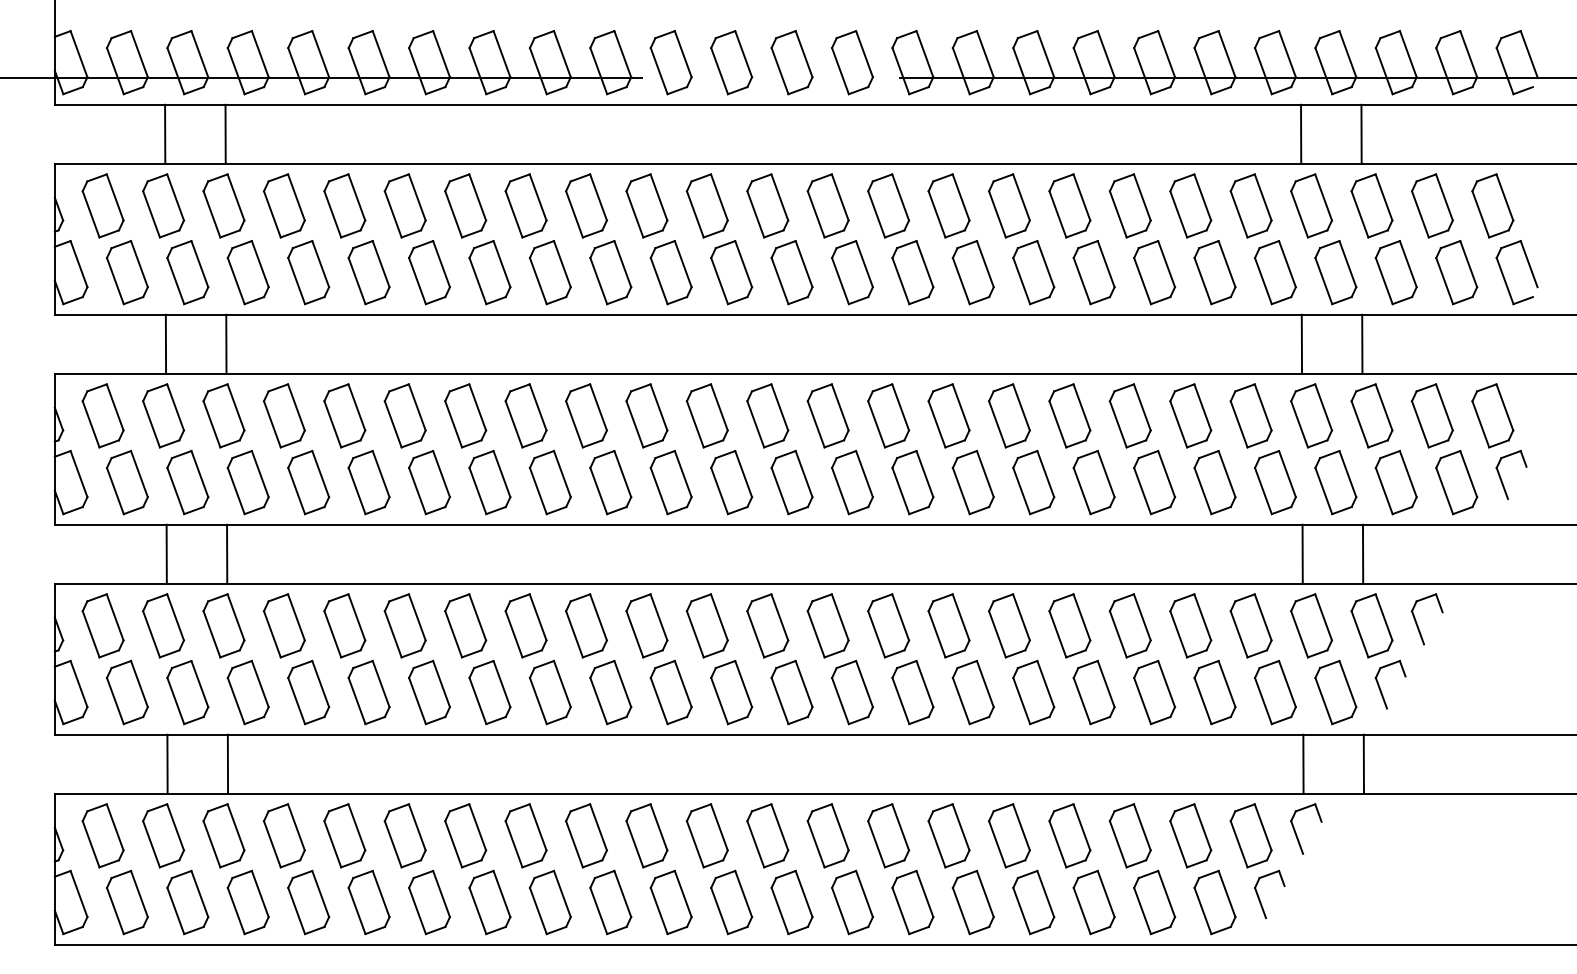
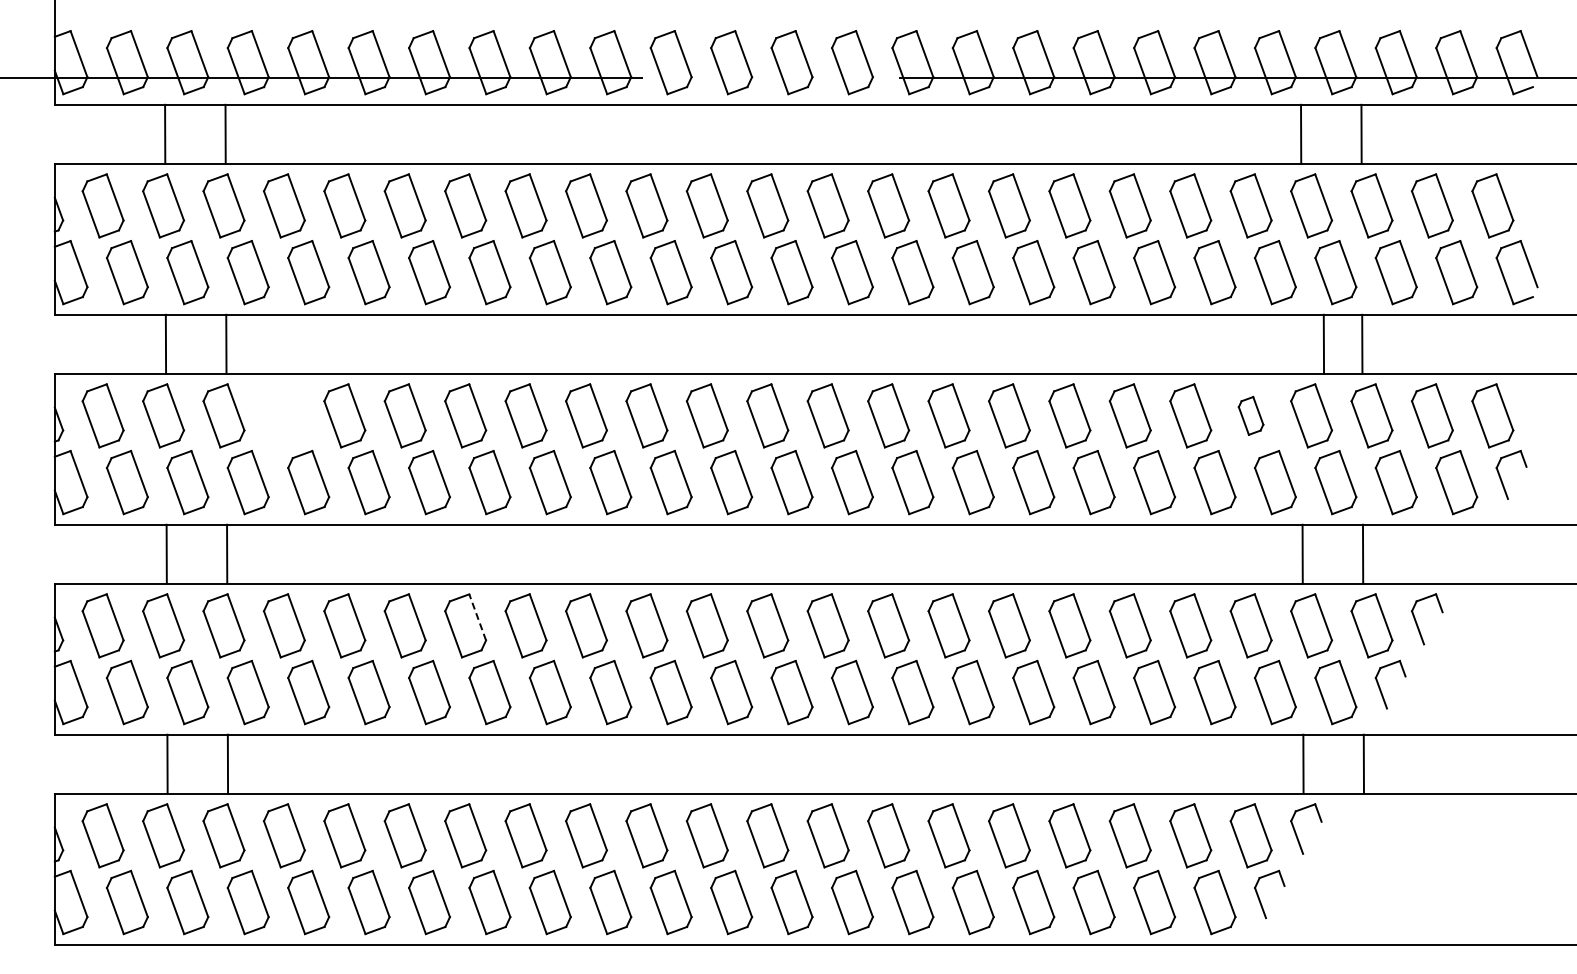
line position: (1301, 343) -> (1323, 343) (1323, 343)
part: present -> none (284, 415)
part size: 44x66 px -> 28x41 px (1250, 415)
line: solid -> dashed (477, 617)
